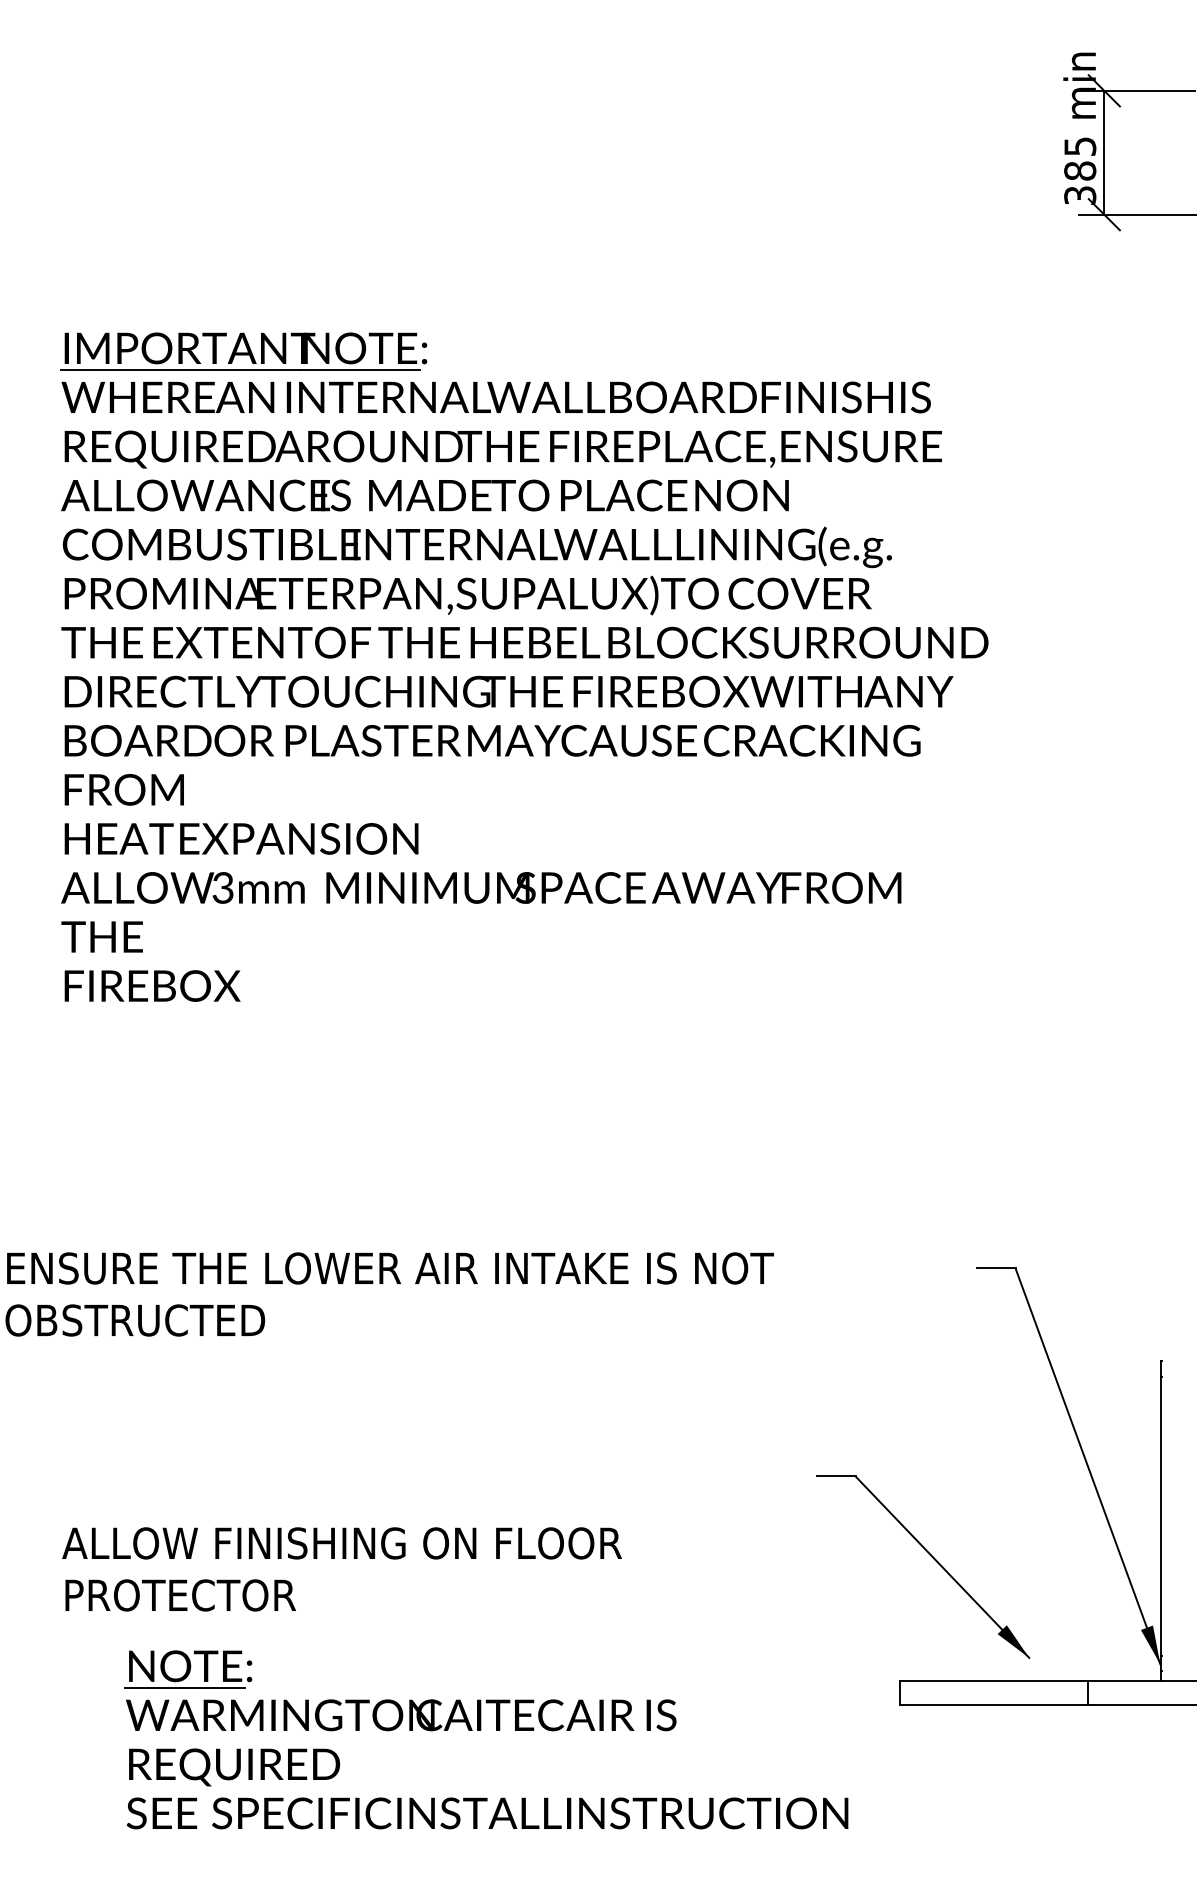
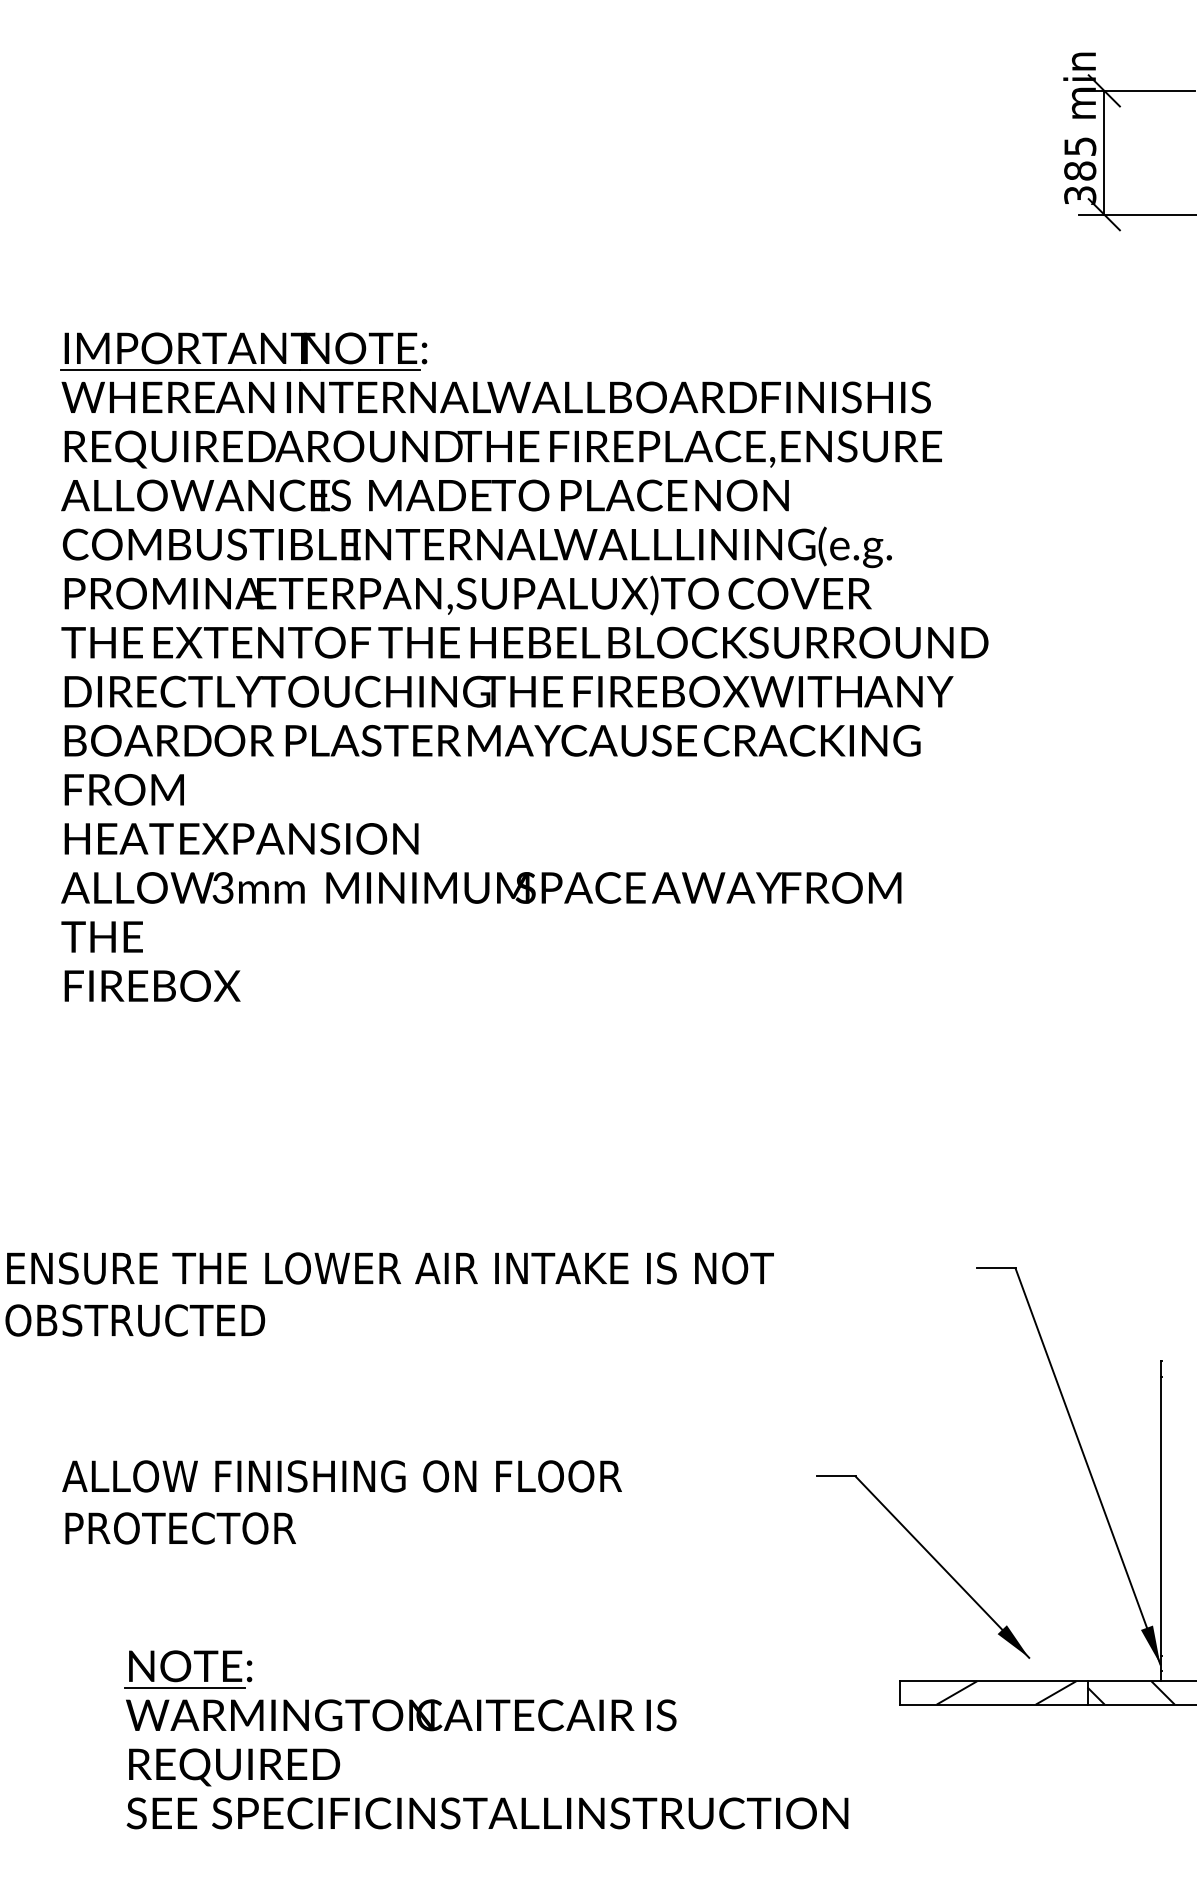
text position: (341, 1569) -> (341, 1502) (341, 1502)
hatch: none -> present (1006, 1692)
hatch: none -> present (1130, 1692)
